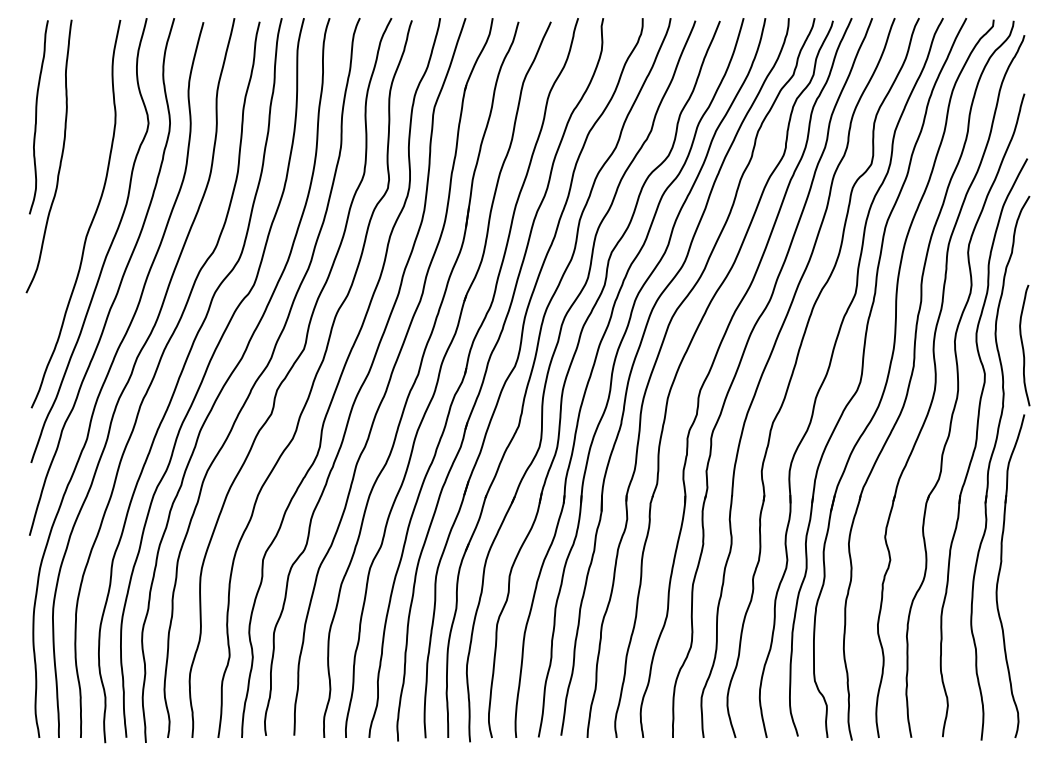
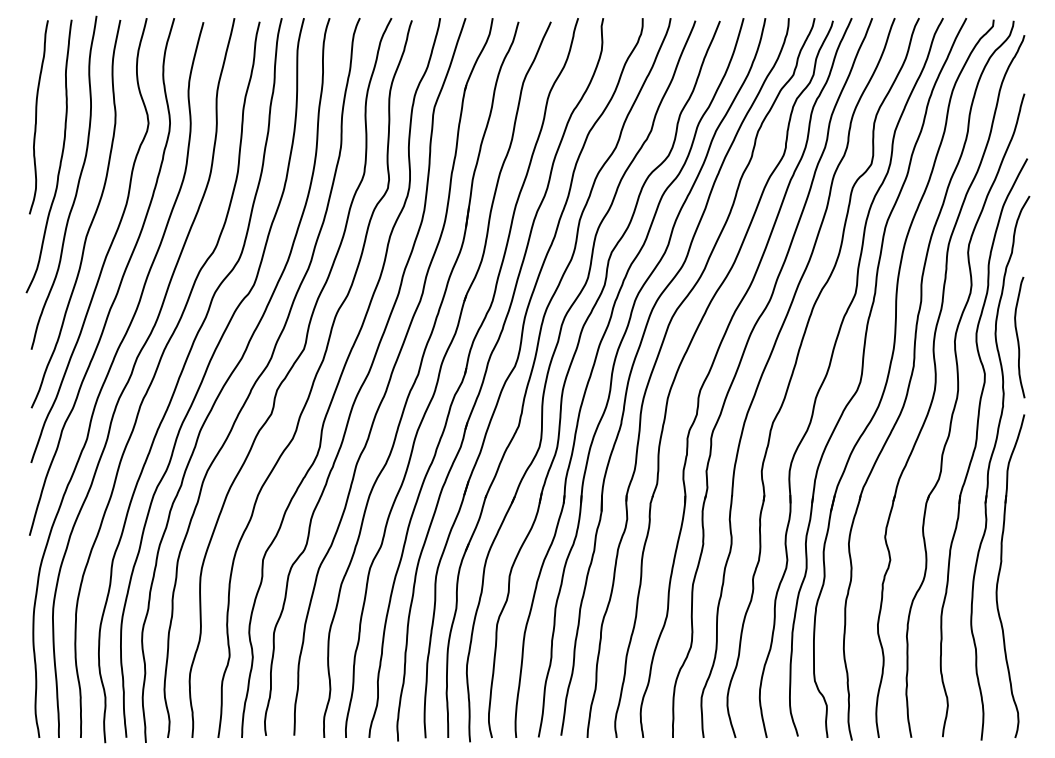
curve: none -> present (76, 187)
curve position: (1023, 345) -> (1018, 337) (1018, 337)
